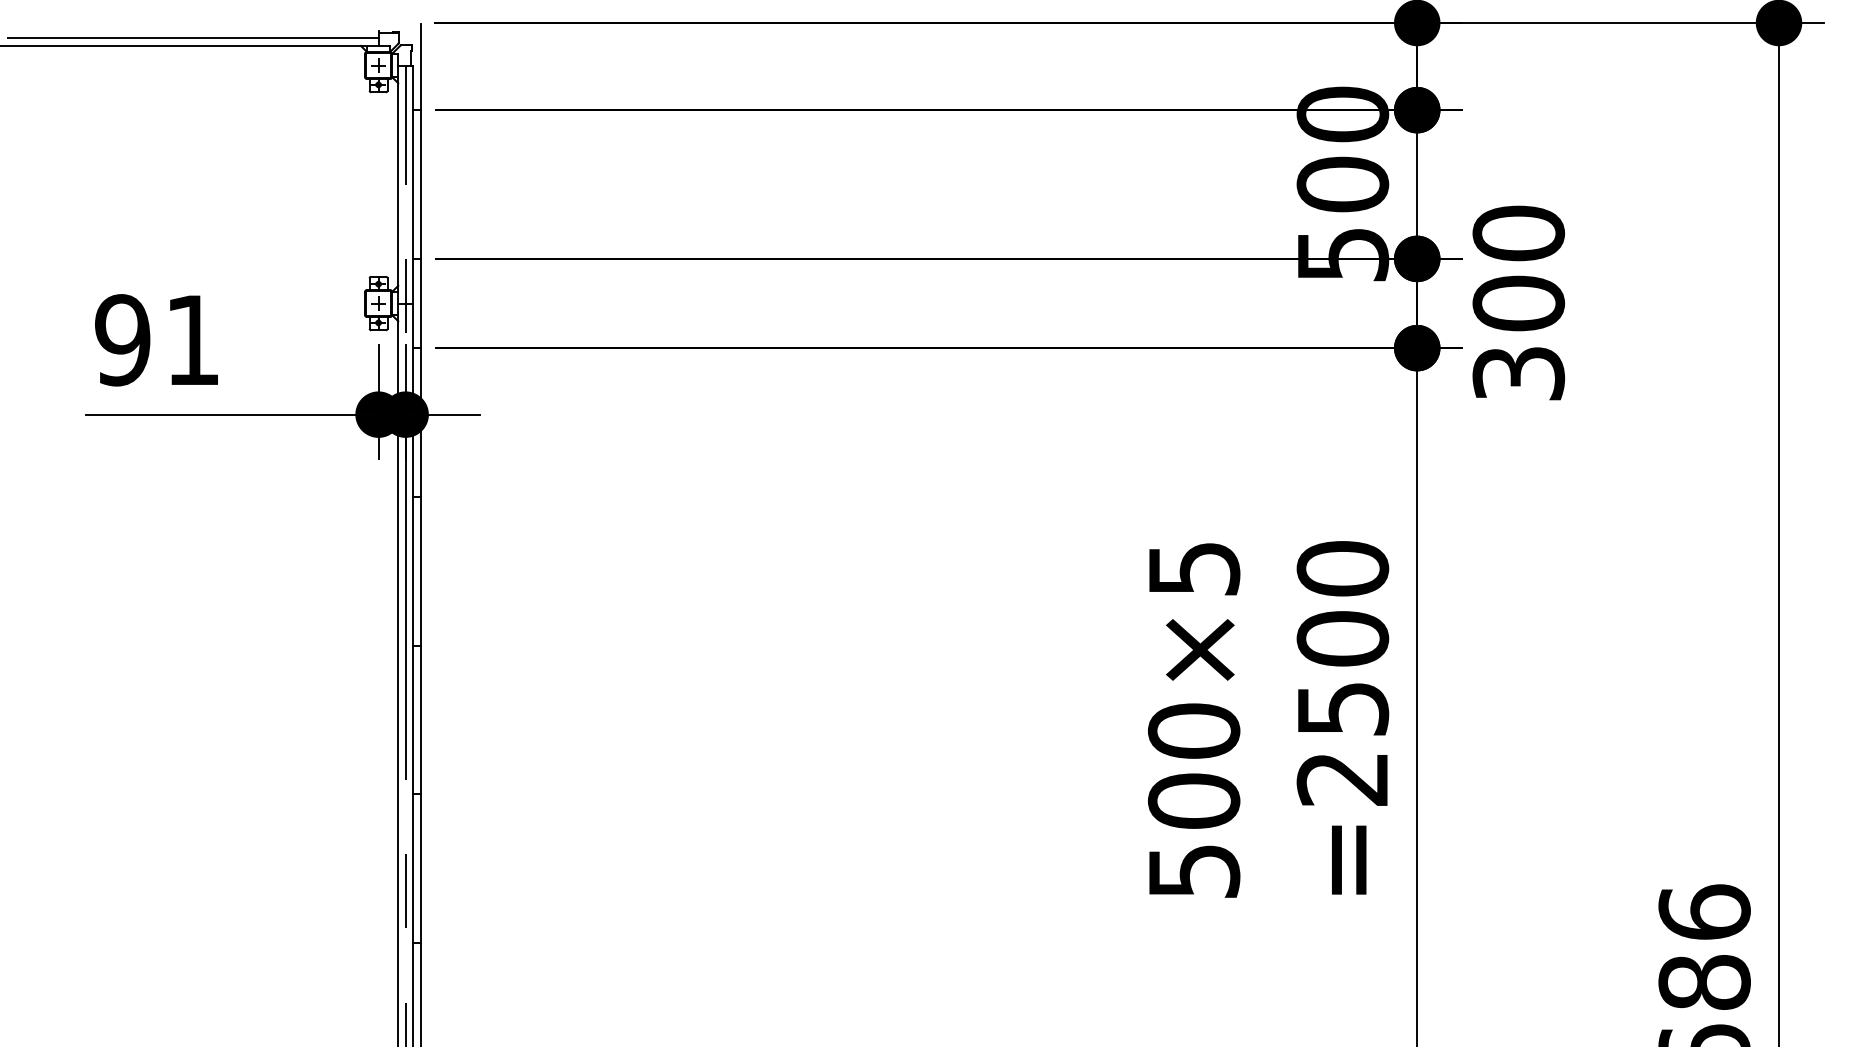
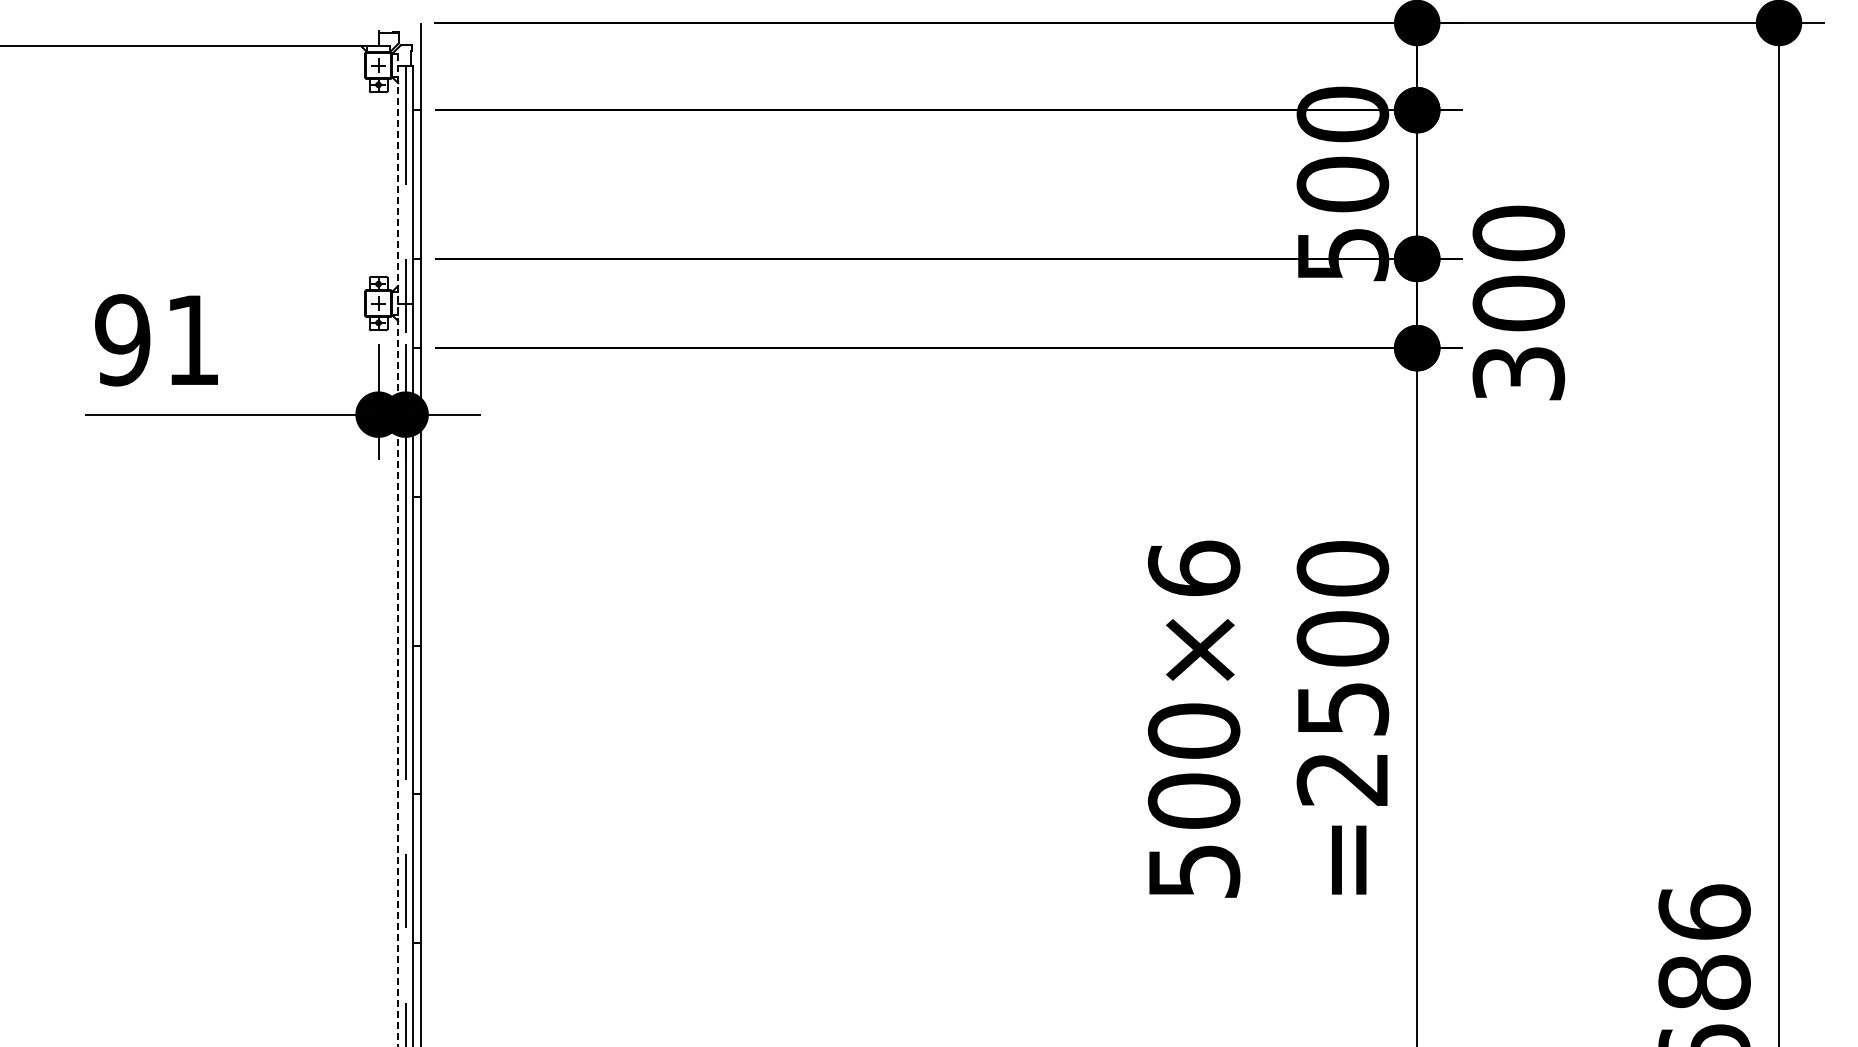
line: present -> none (190, 38)
line: solid -> dashed (398, 550)
text: 500×5 -> 500×6 (1193, 568)
